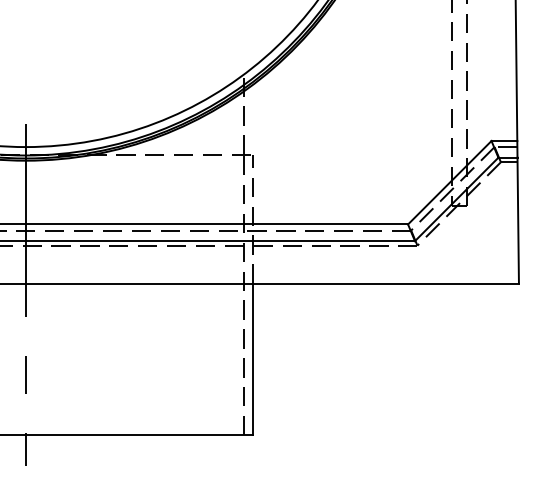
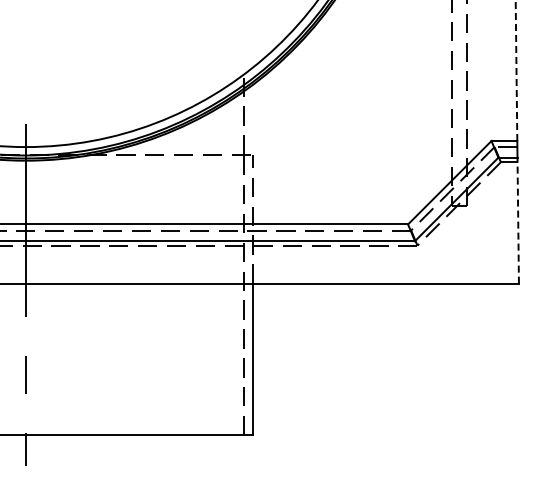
line: solid -> dashed (516, 70)
line: solid -> dashed (518, 220)
